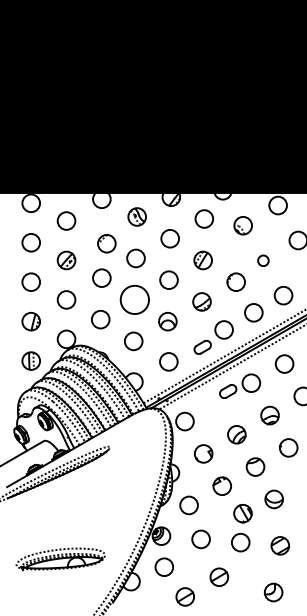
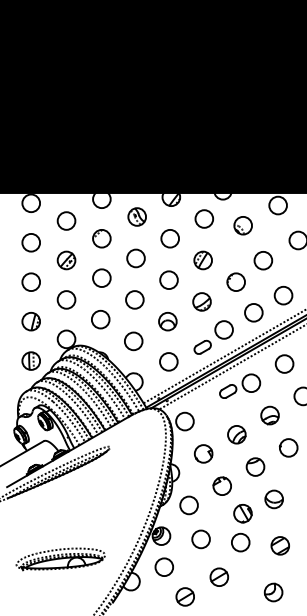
circle position: (106, 243) -> (101, 238) (101, 238)
circle size: 13x13 px -> 21x20 px (263, 260)
circle diameter: 28 px -> 18 px (134, 299)
